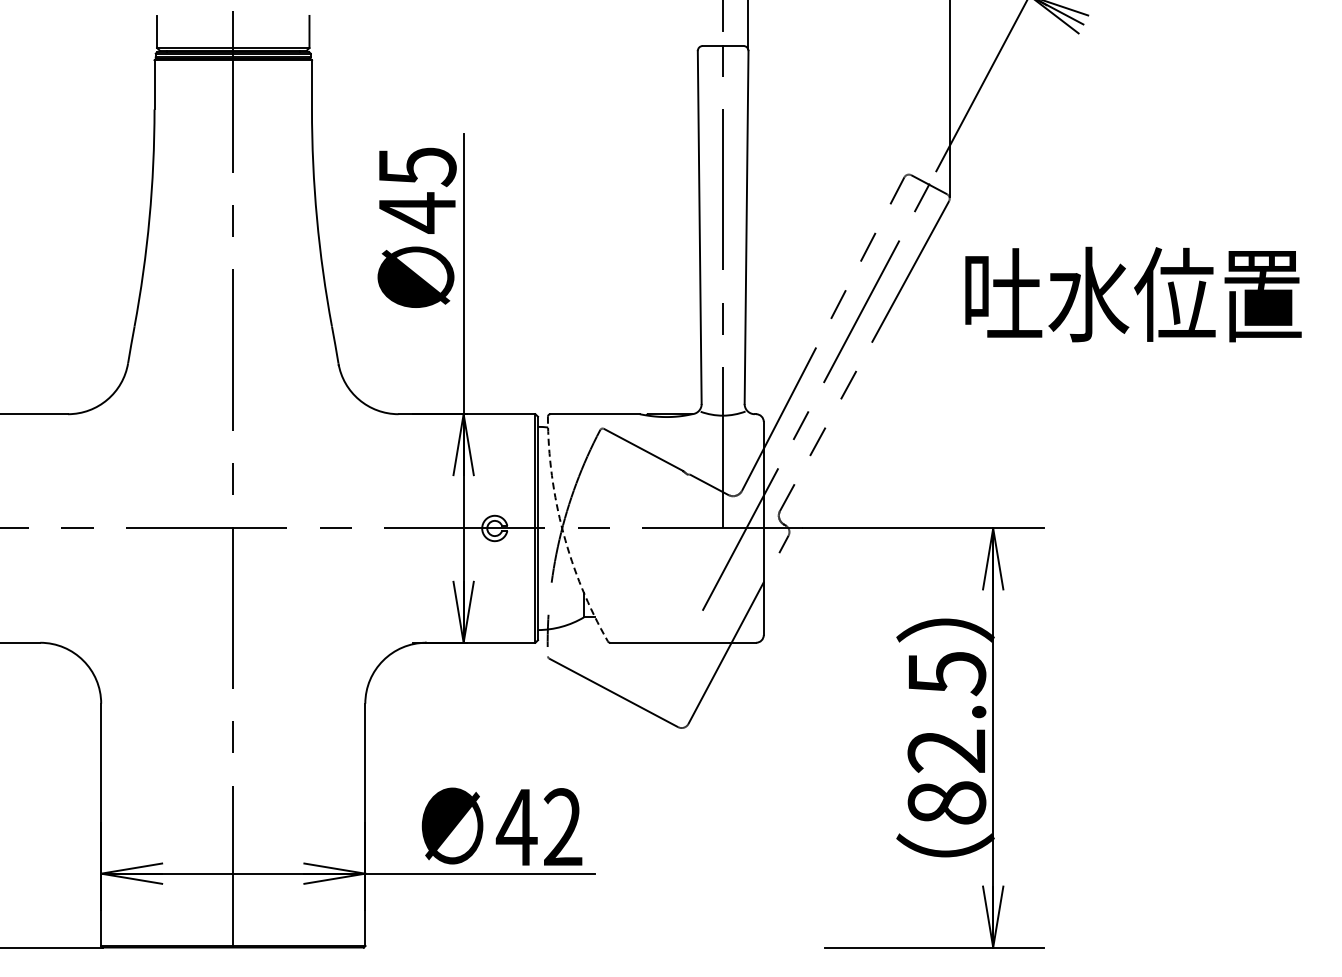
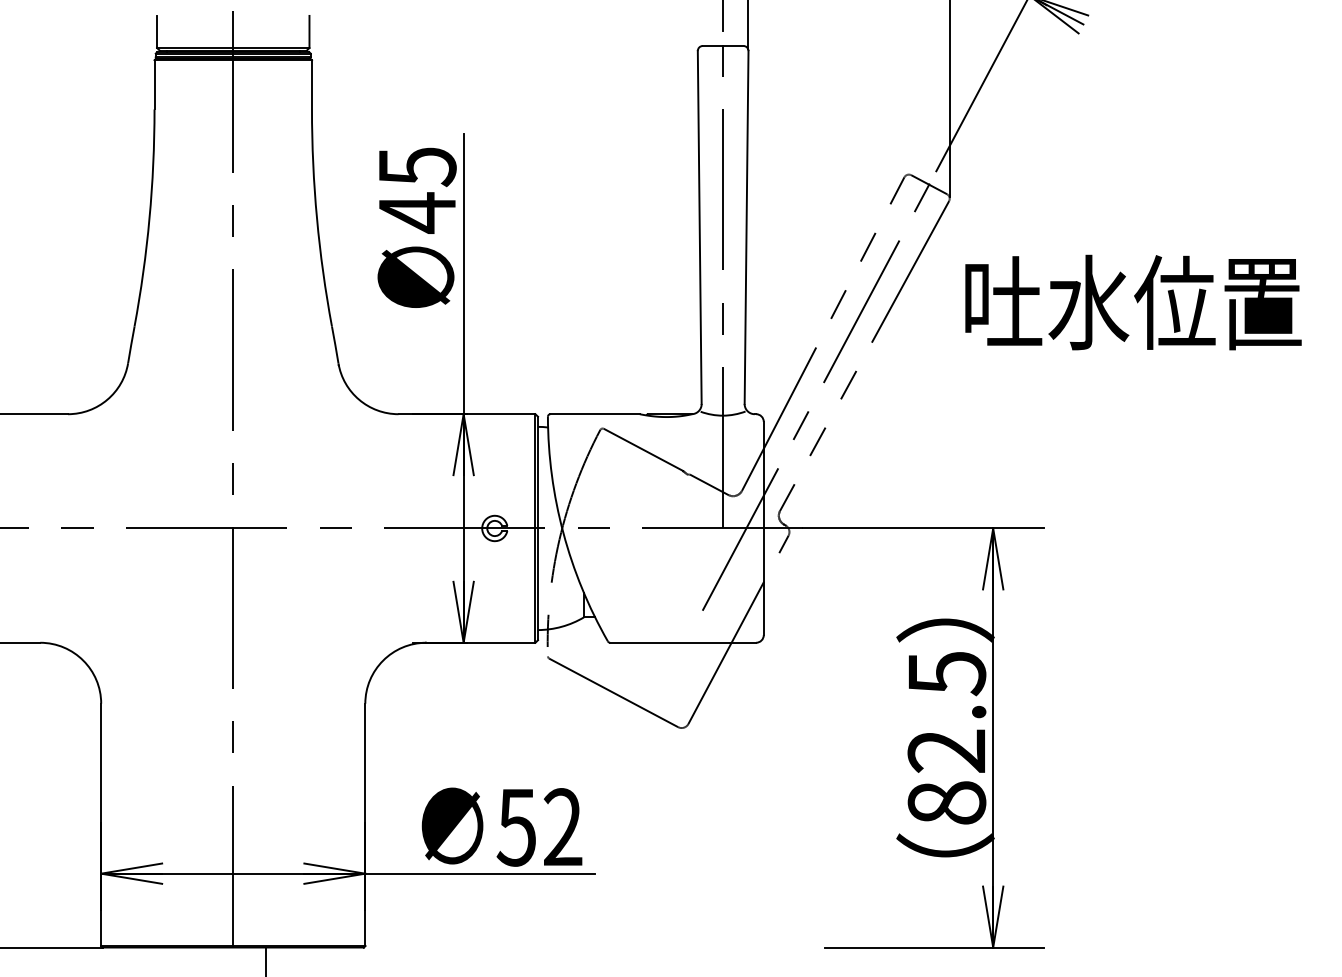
text position: (1133, 294) -> (1133, 302) (1133, 302)
arc: dashed -> solid (563, 533)
text: 42 -> 52 (516, 827)
line: none -> present (266, 960)
